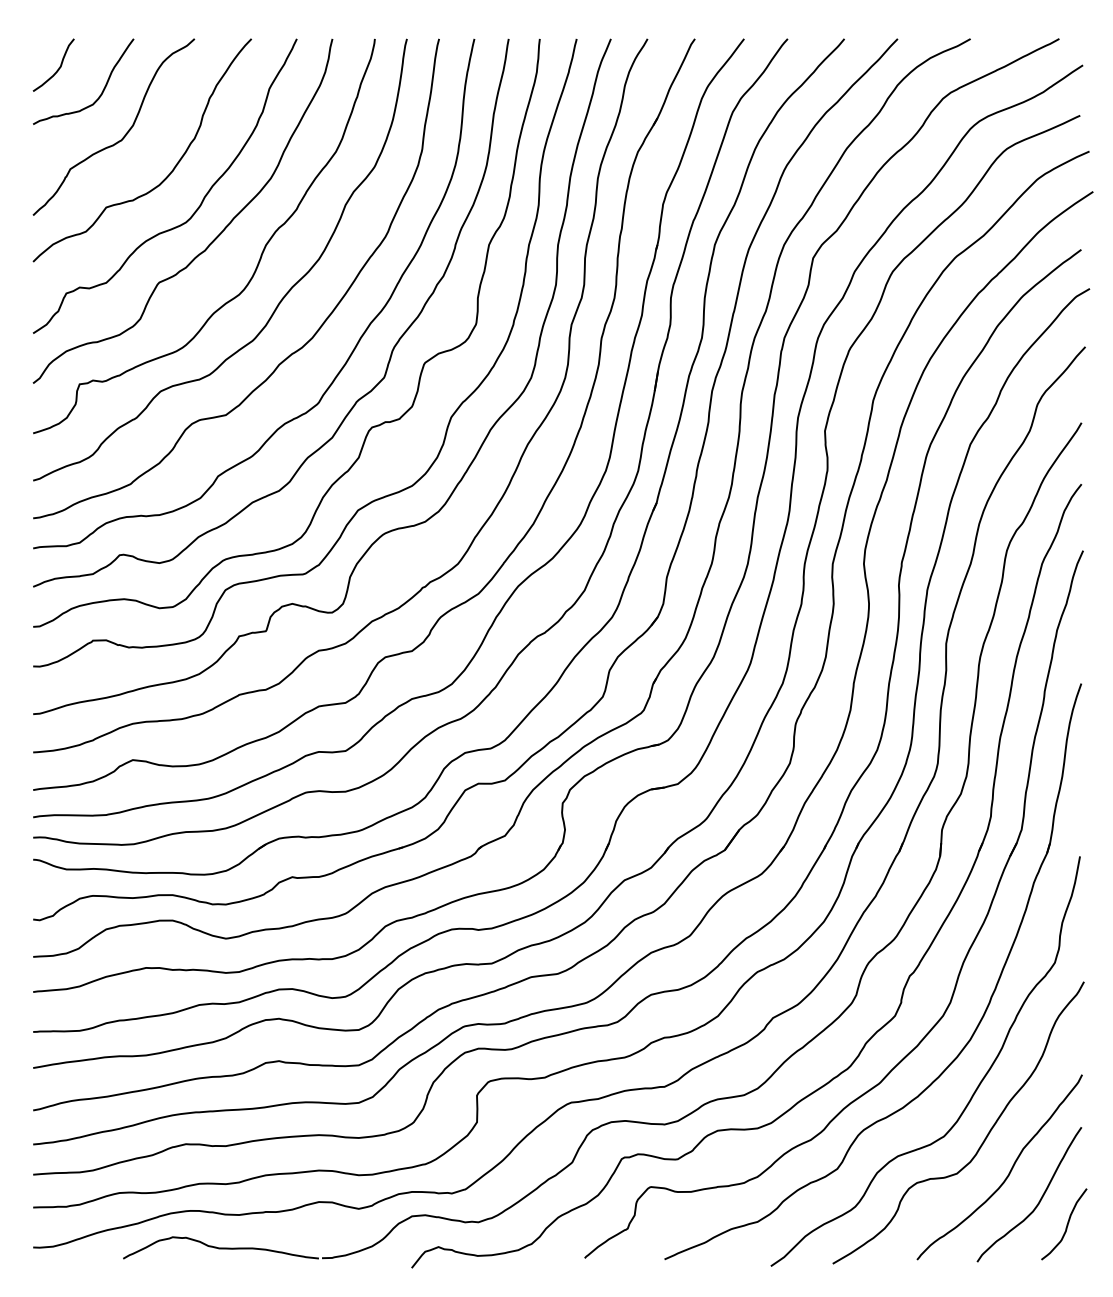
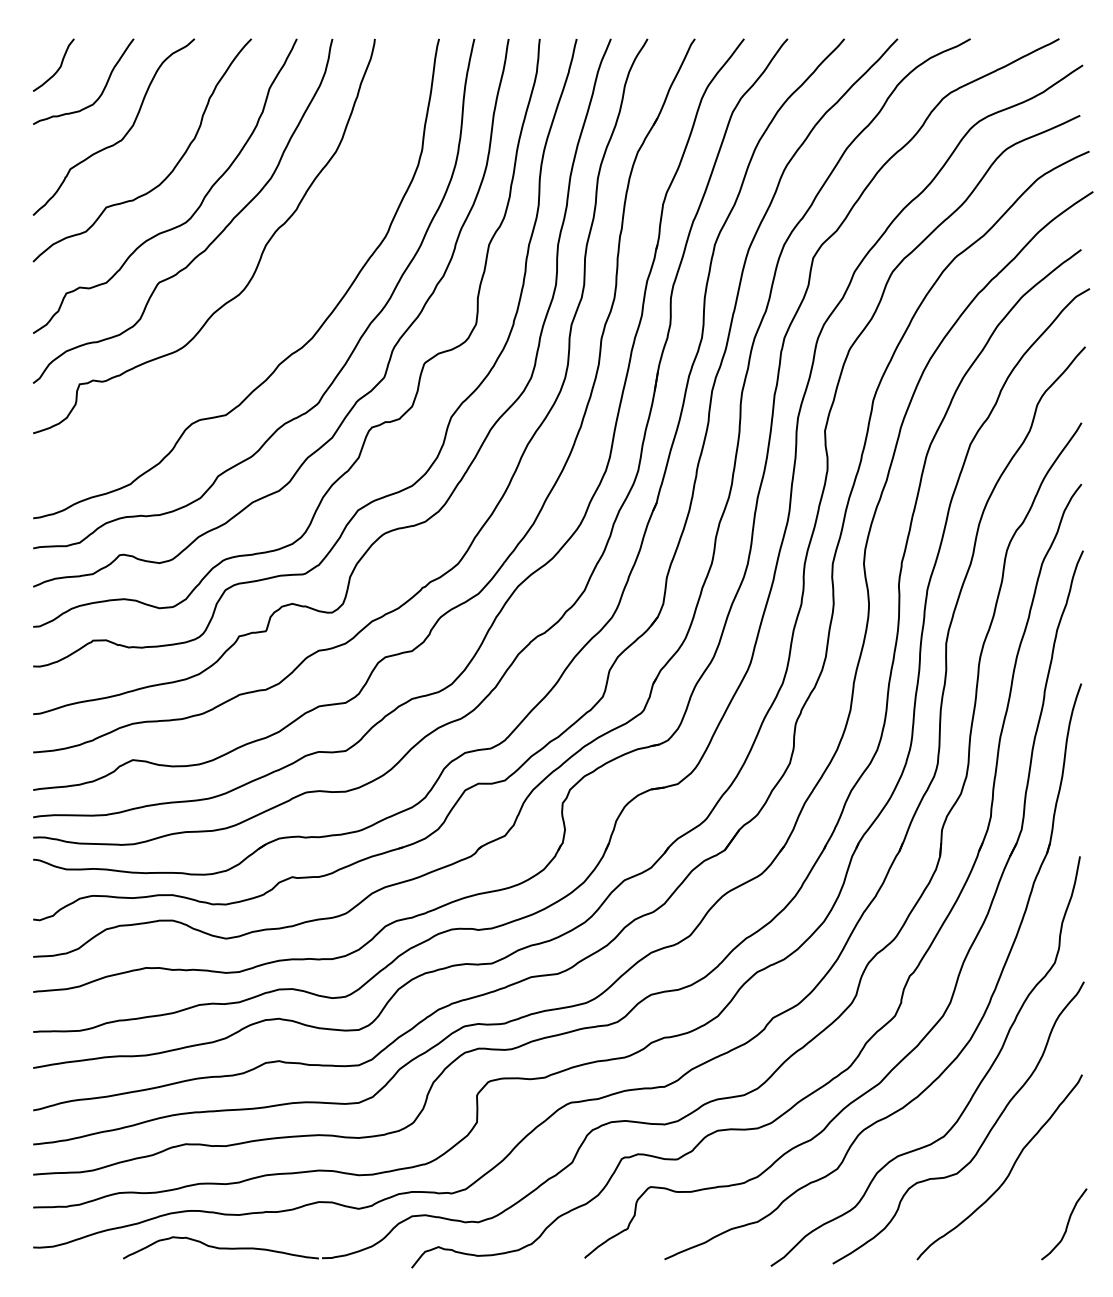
curve: present -> none (281, 298)
curve: present -> none (1038, 1201)
